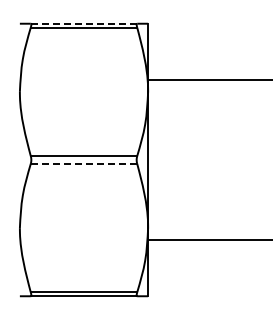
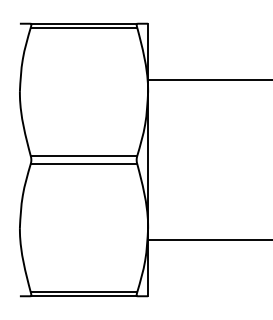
line: dashed -> solid (84, 23)
line: dashed -> solid (83, 164)
